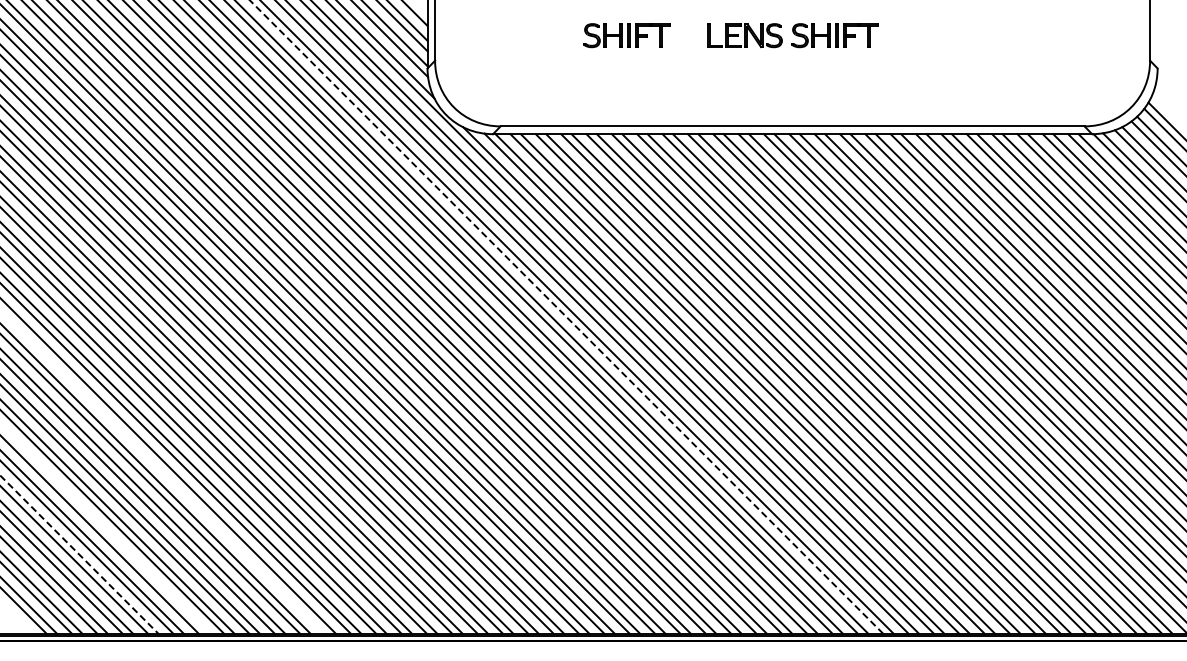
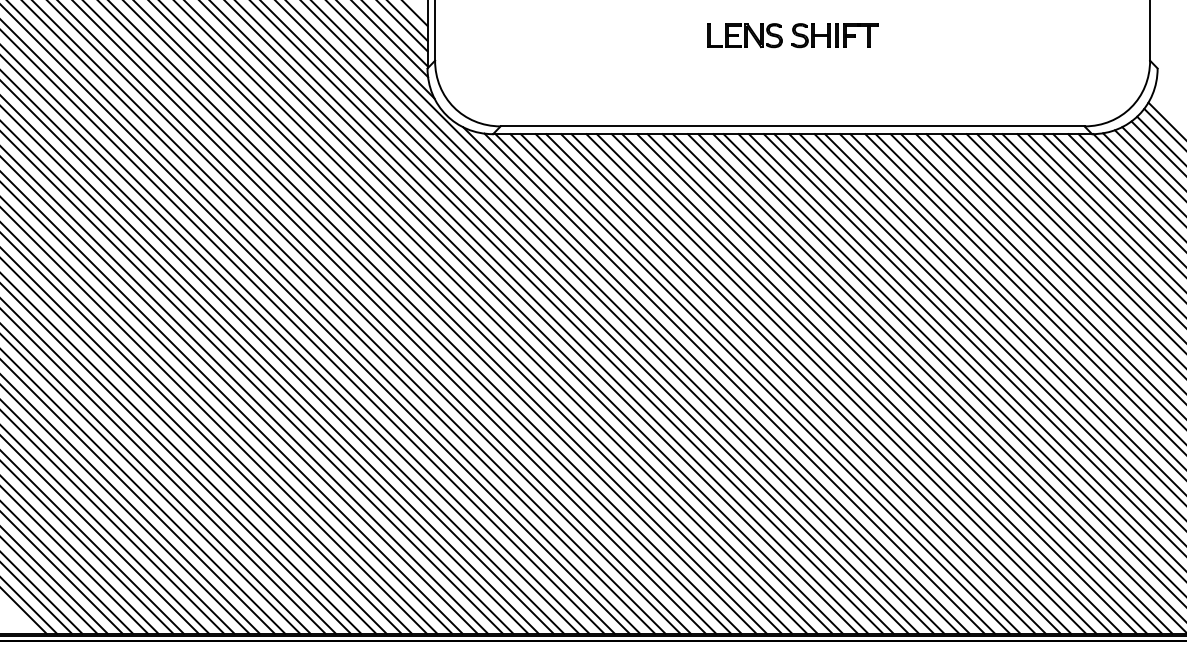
part: present -> none (626, 35)
line: dashed -> solid (566, 317)
line: none -> present (163, 471)
line: none -> present (105, 530)
line: dashed -> solid (79, 554)
